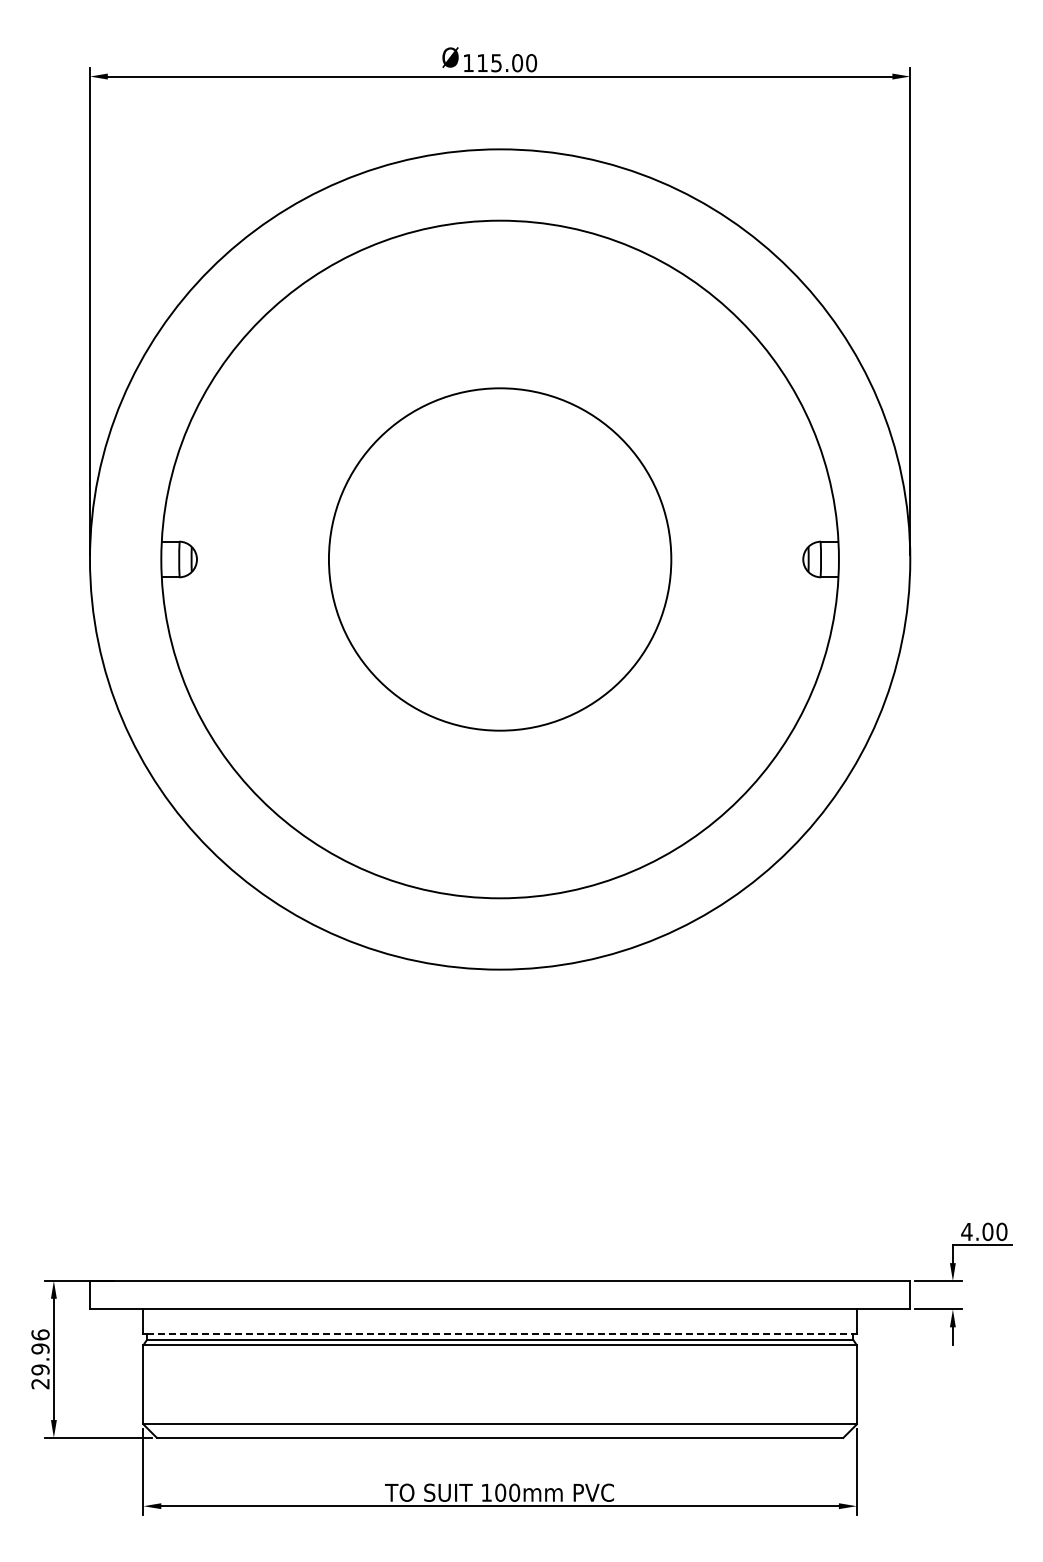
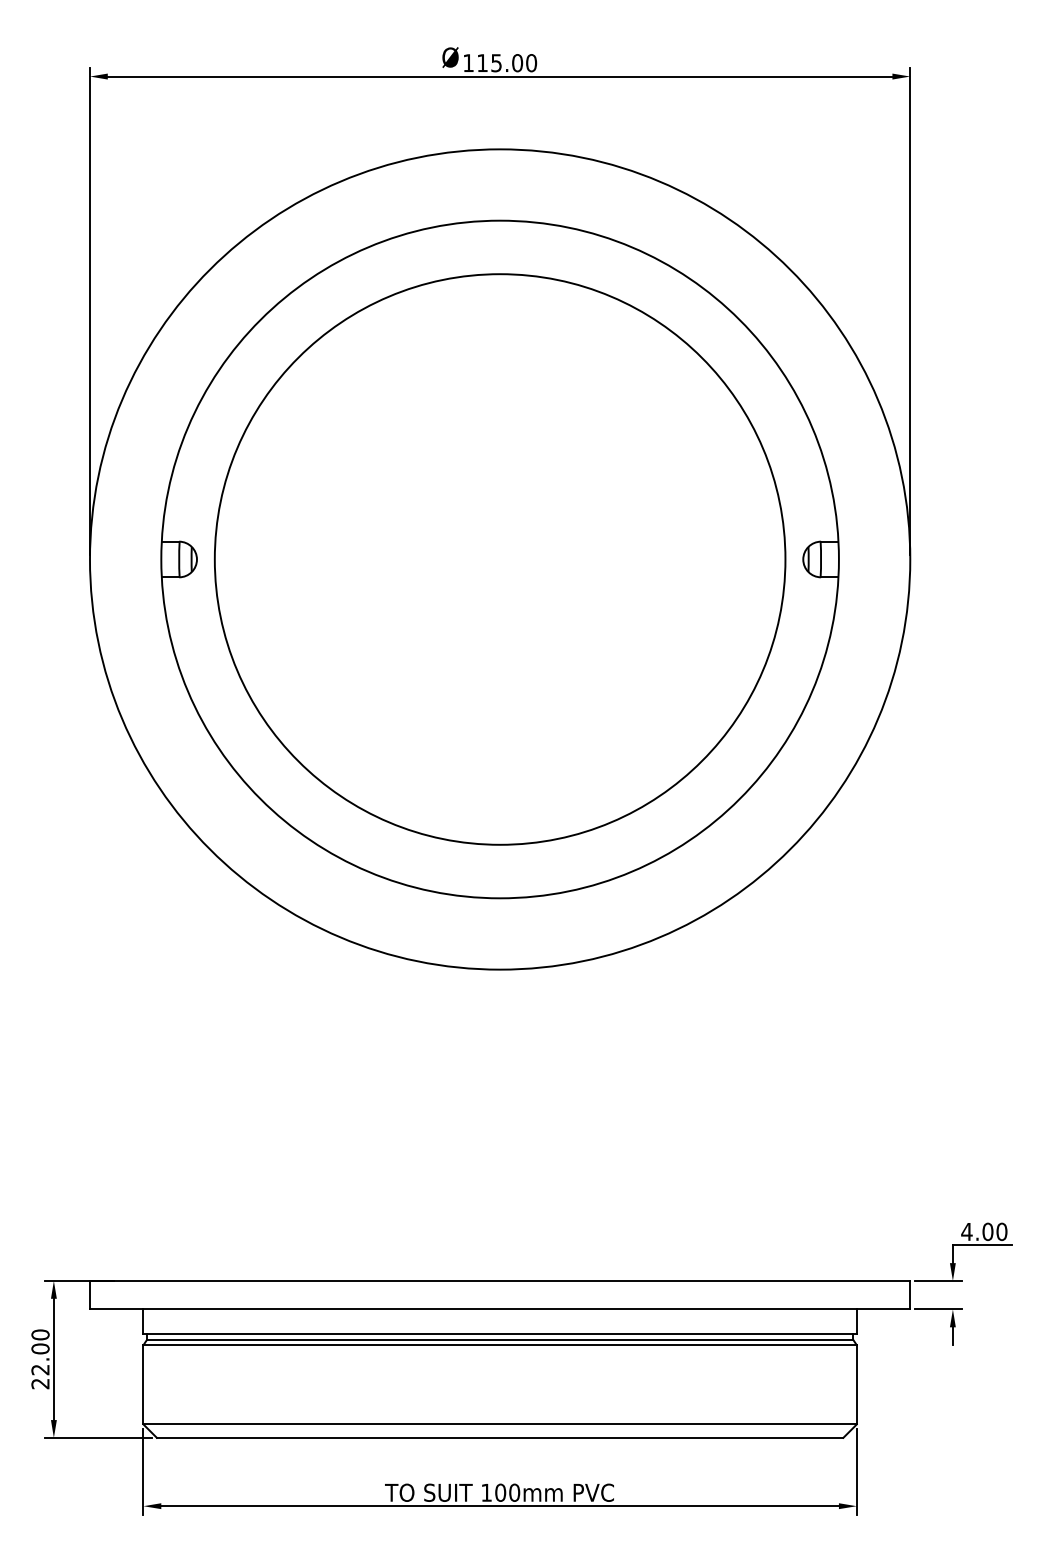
circle diameter: 342 px -> 571 px (499, 559)
line: dashed -> solid (500, 1334)
text: 29.96 -> 22.00 (40, 1352)
